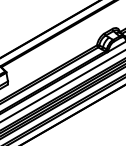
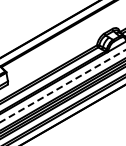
line: solid -> dashed (63, 85)
